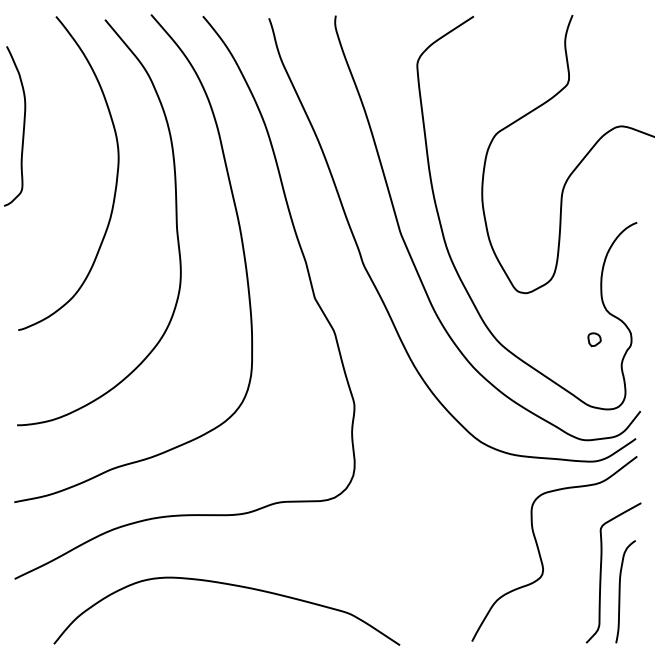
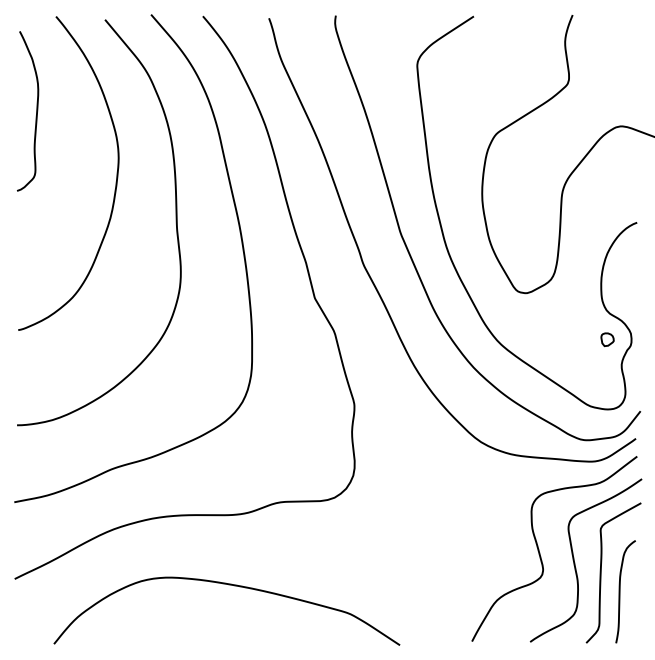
curve position: (23, 126) -> (36, 111) (36, 111)
part position: (594, 339) -> (607, 339) (607, 339)
curve: none -> present (575, 562)
